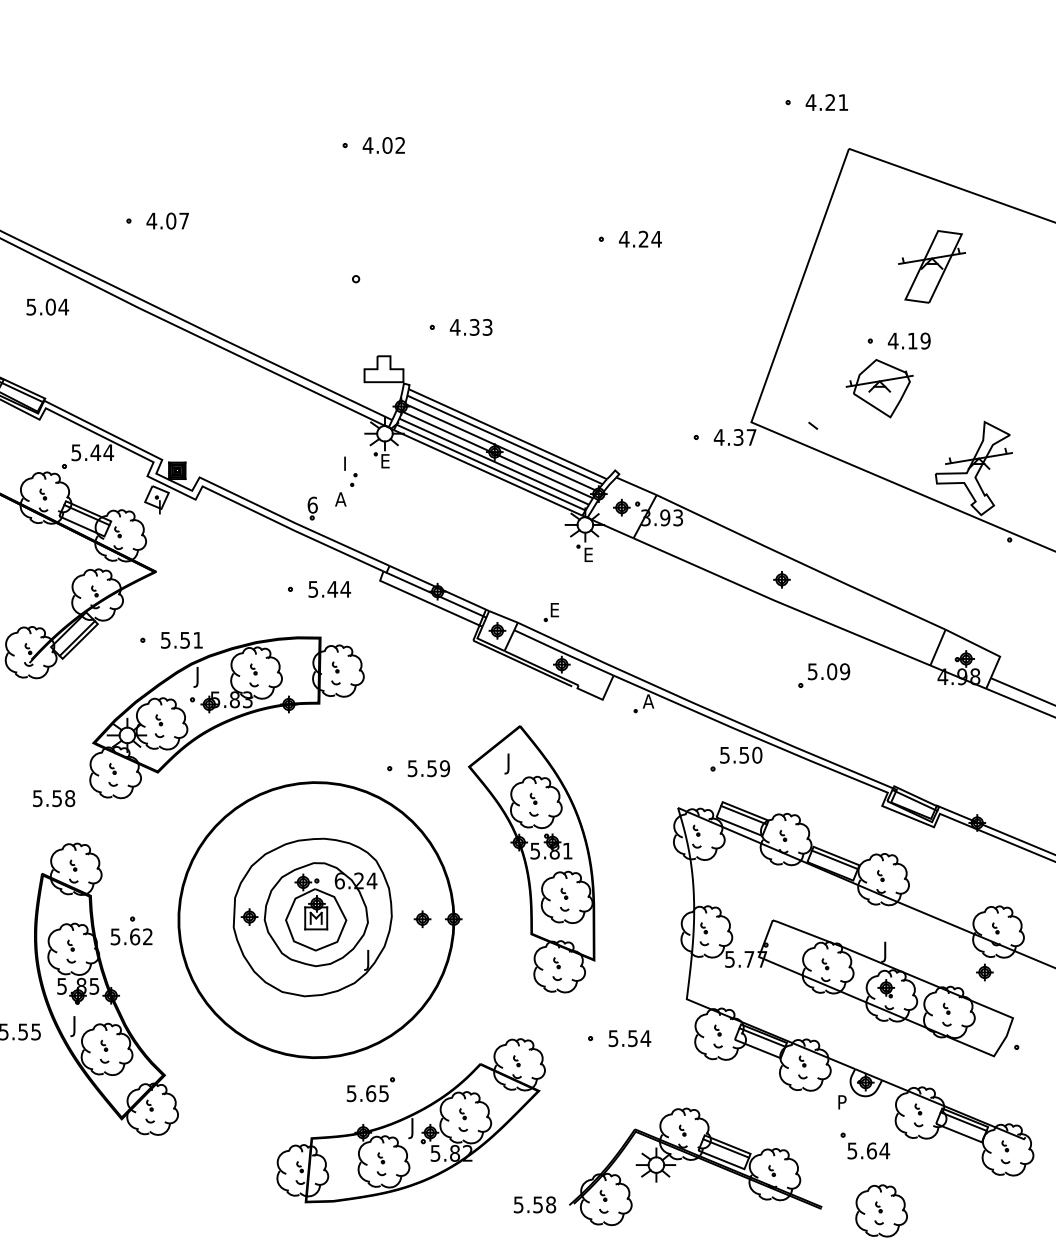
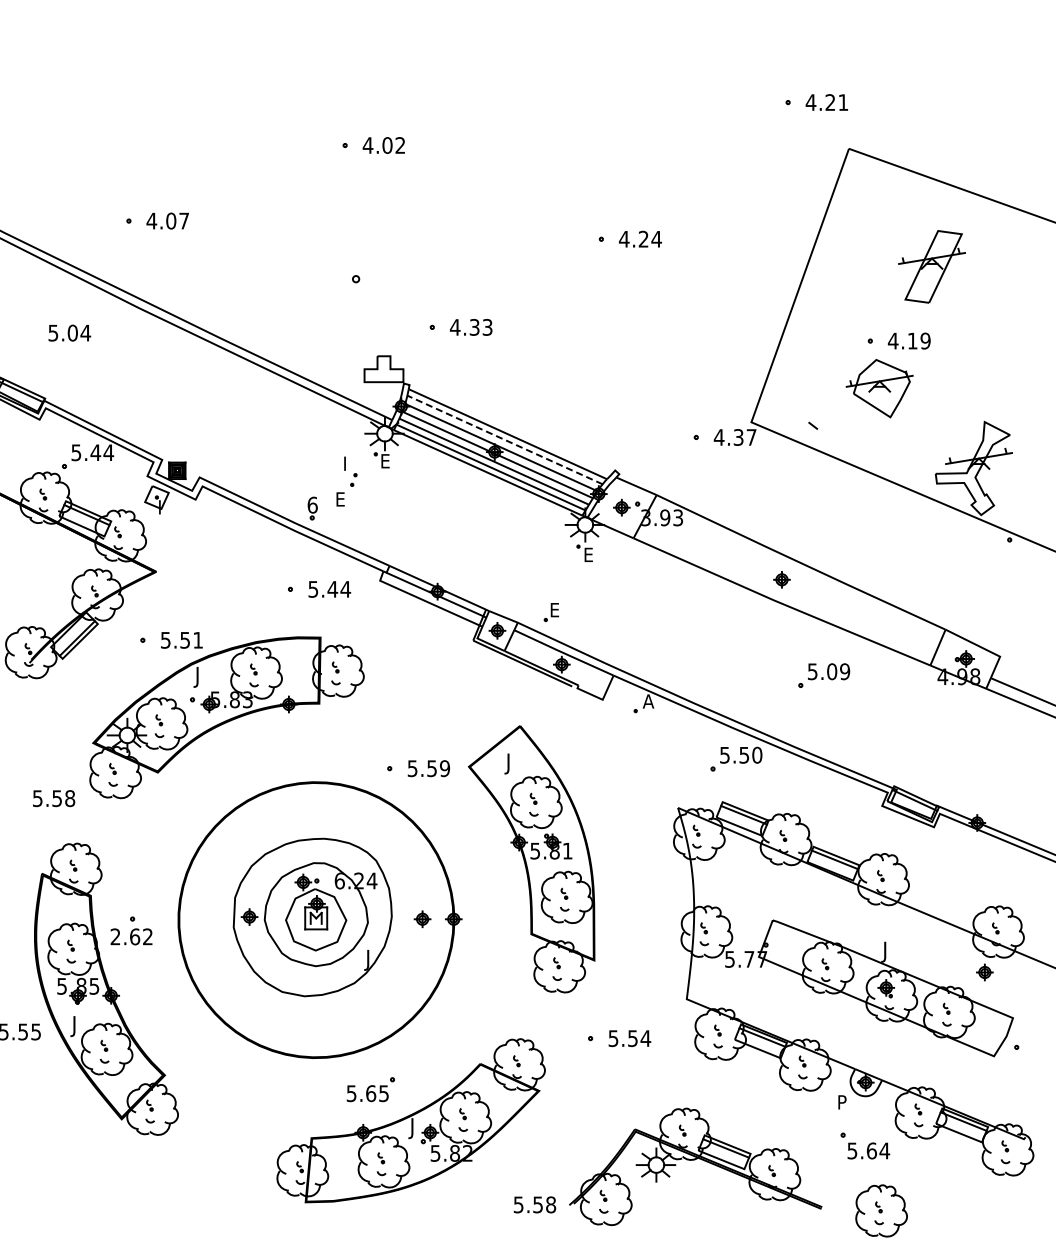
text position: (47, 306) -> (69, 332) (69, 332)
line: solid -> dashed (504, 439)
text: A -> E (340, 499)
text: 5.62 -> 2.62 (115, 936)
